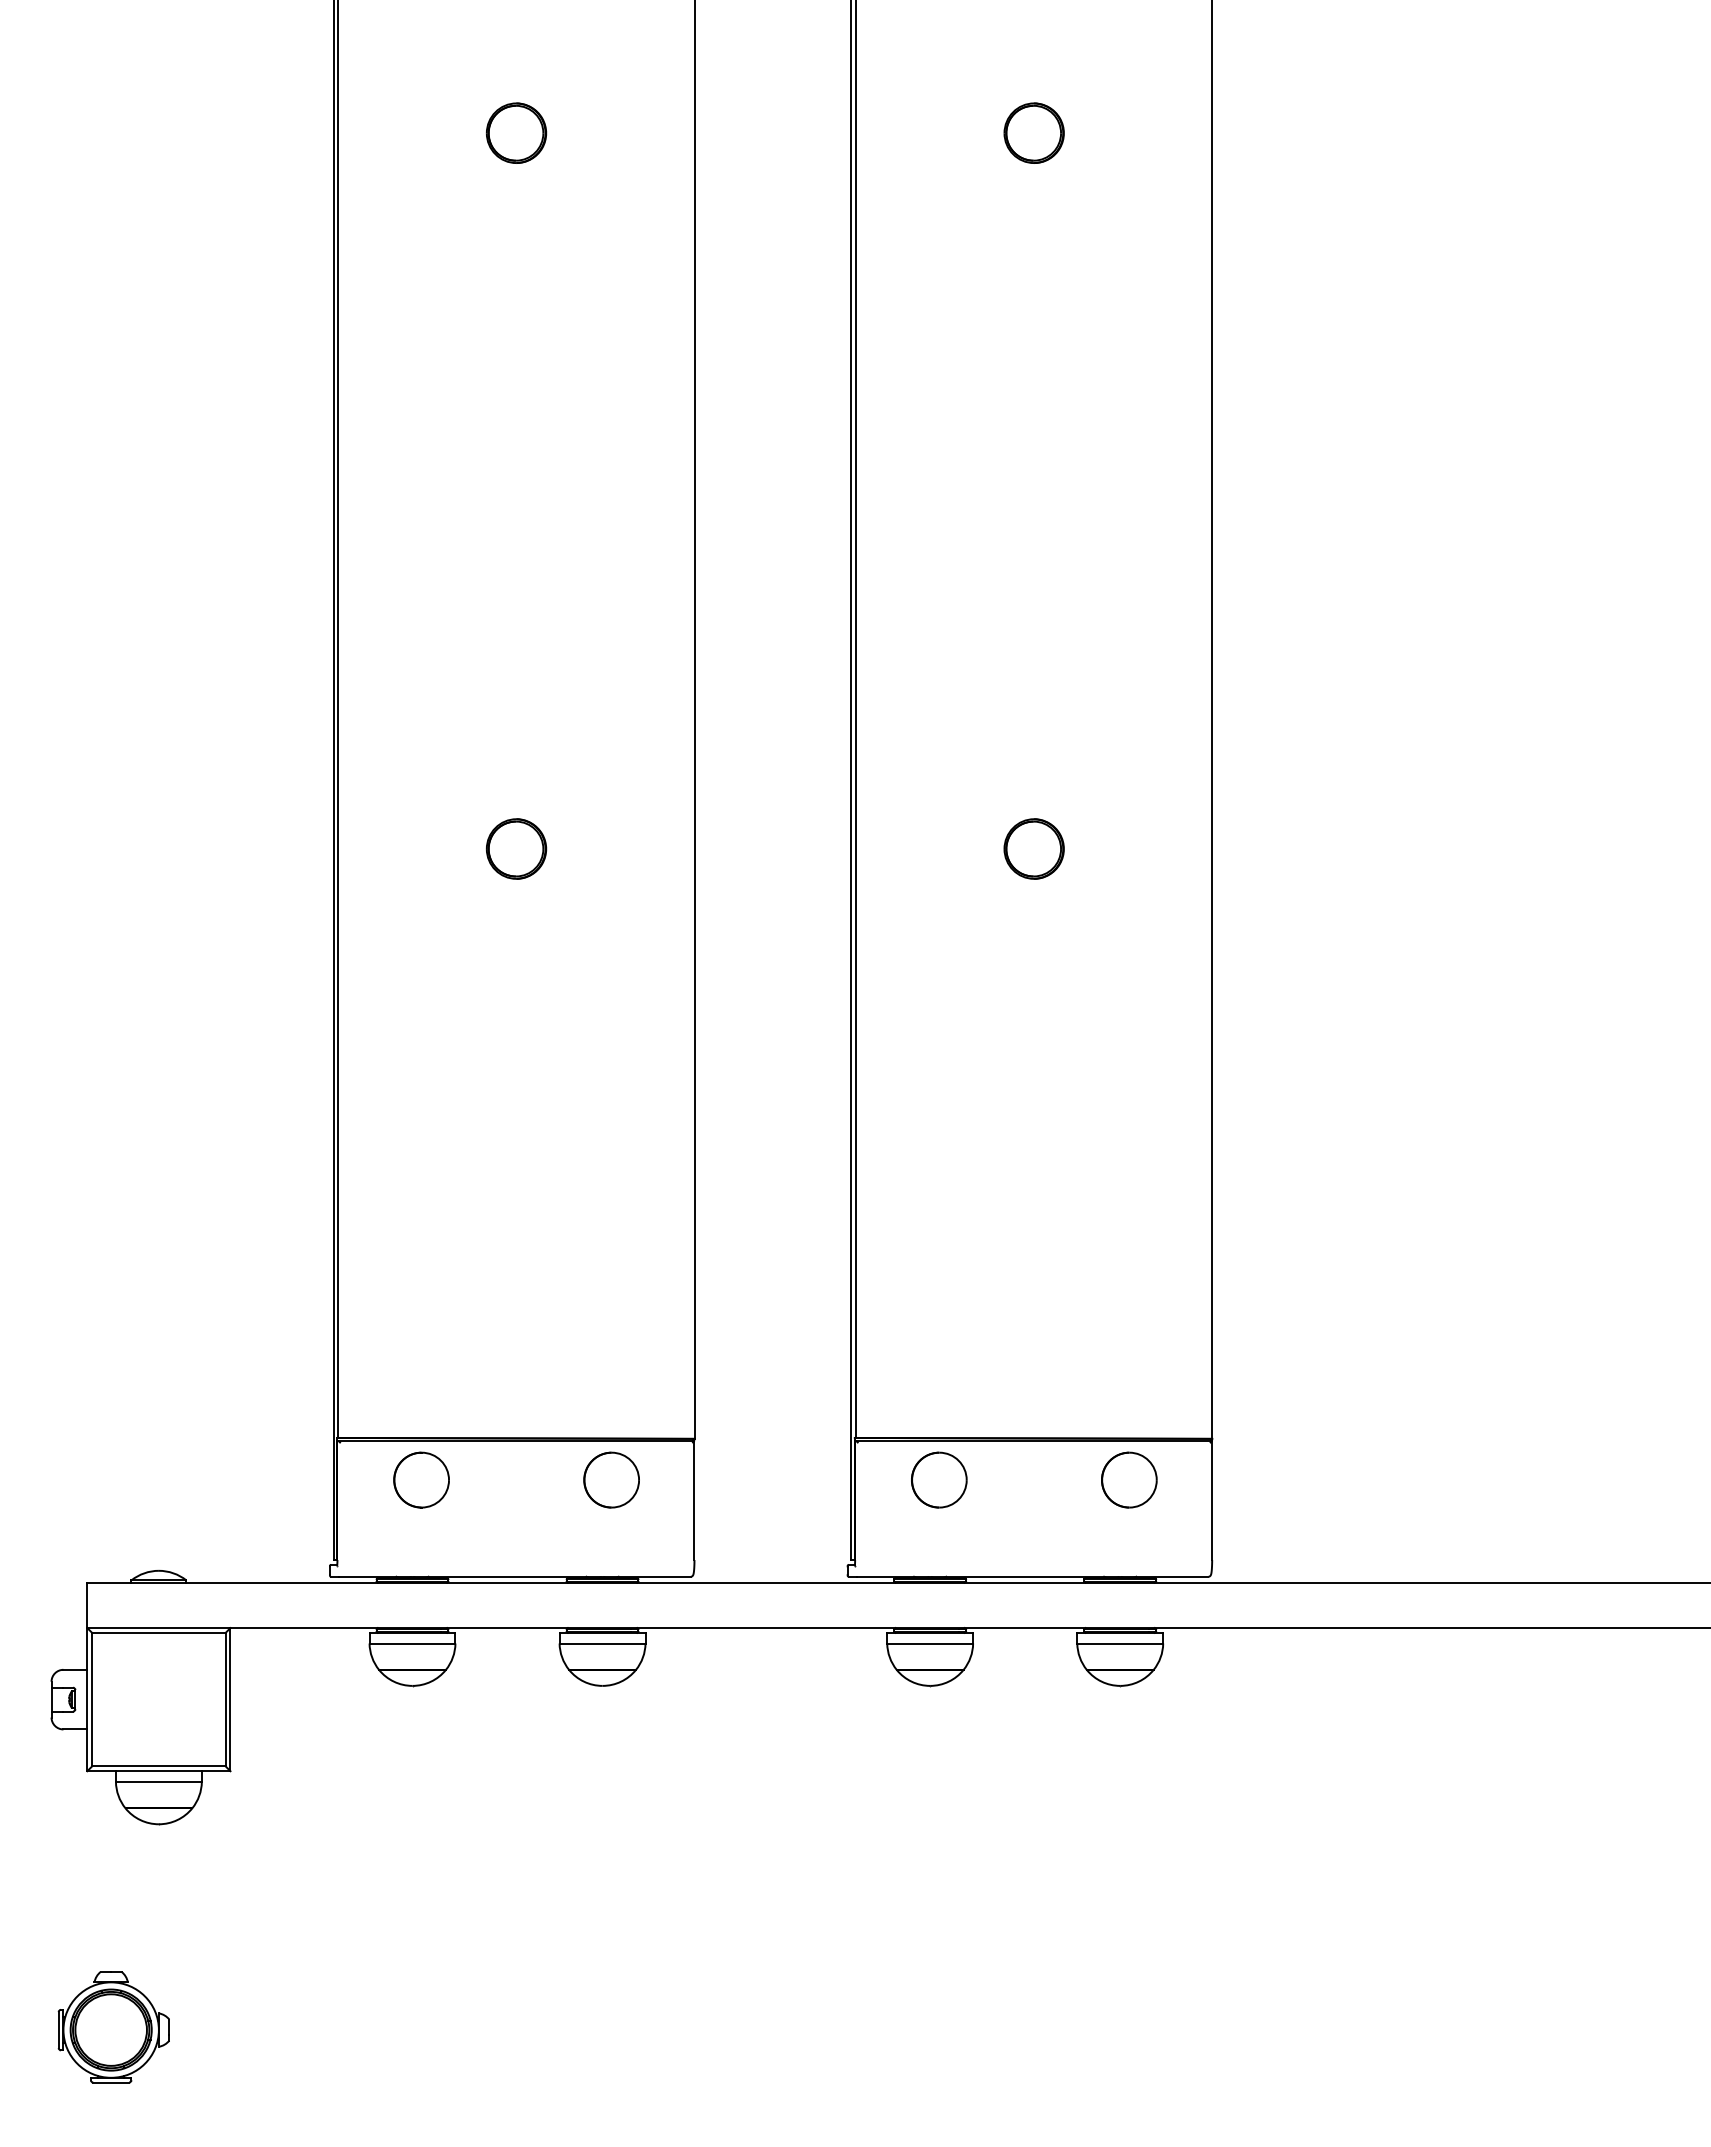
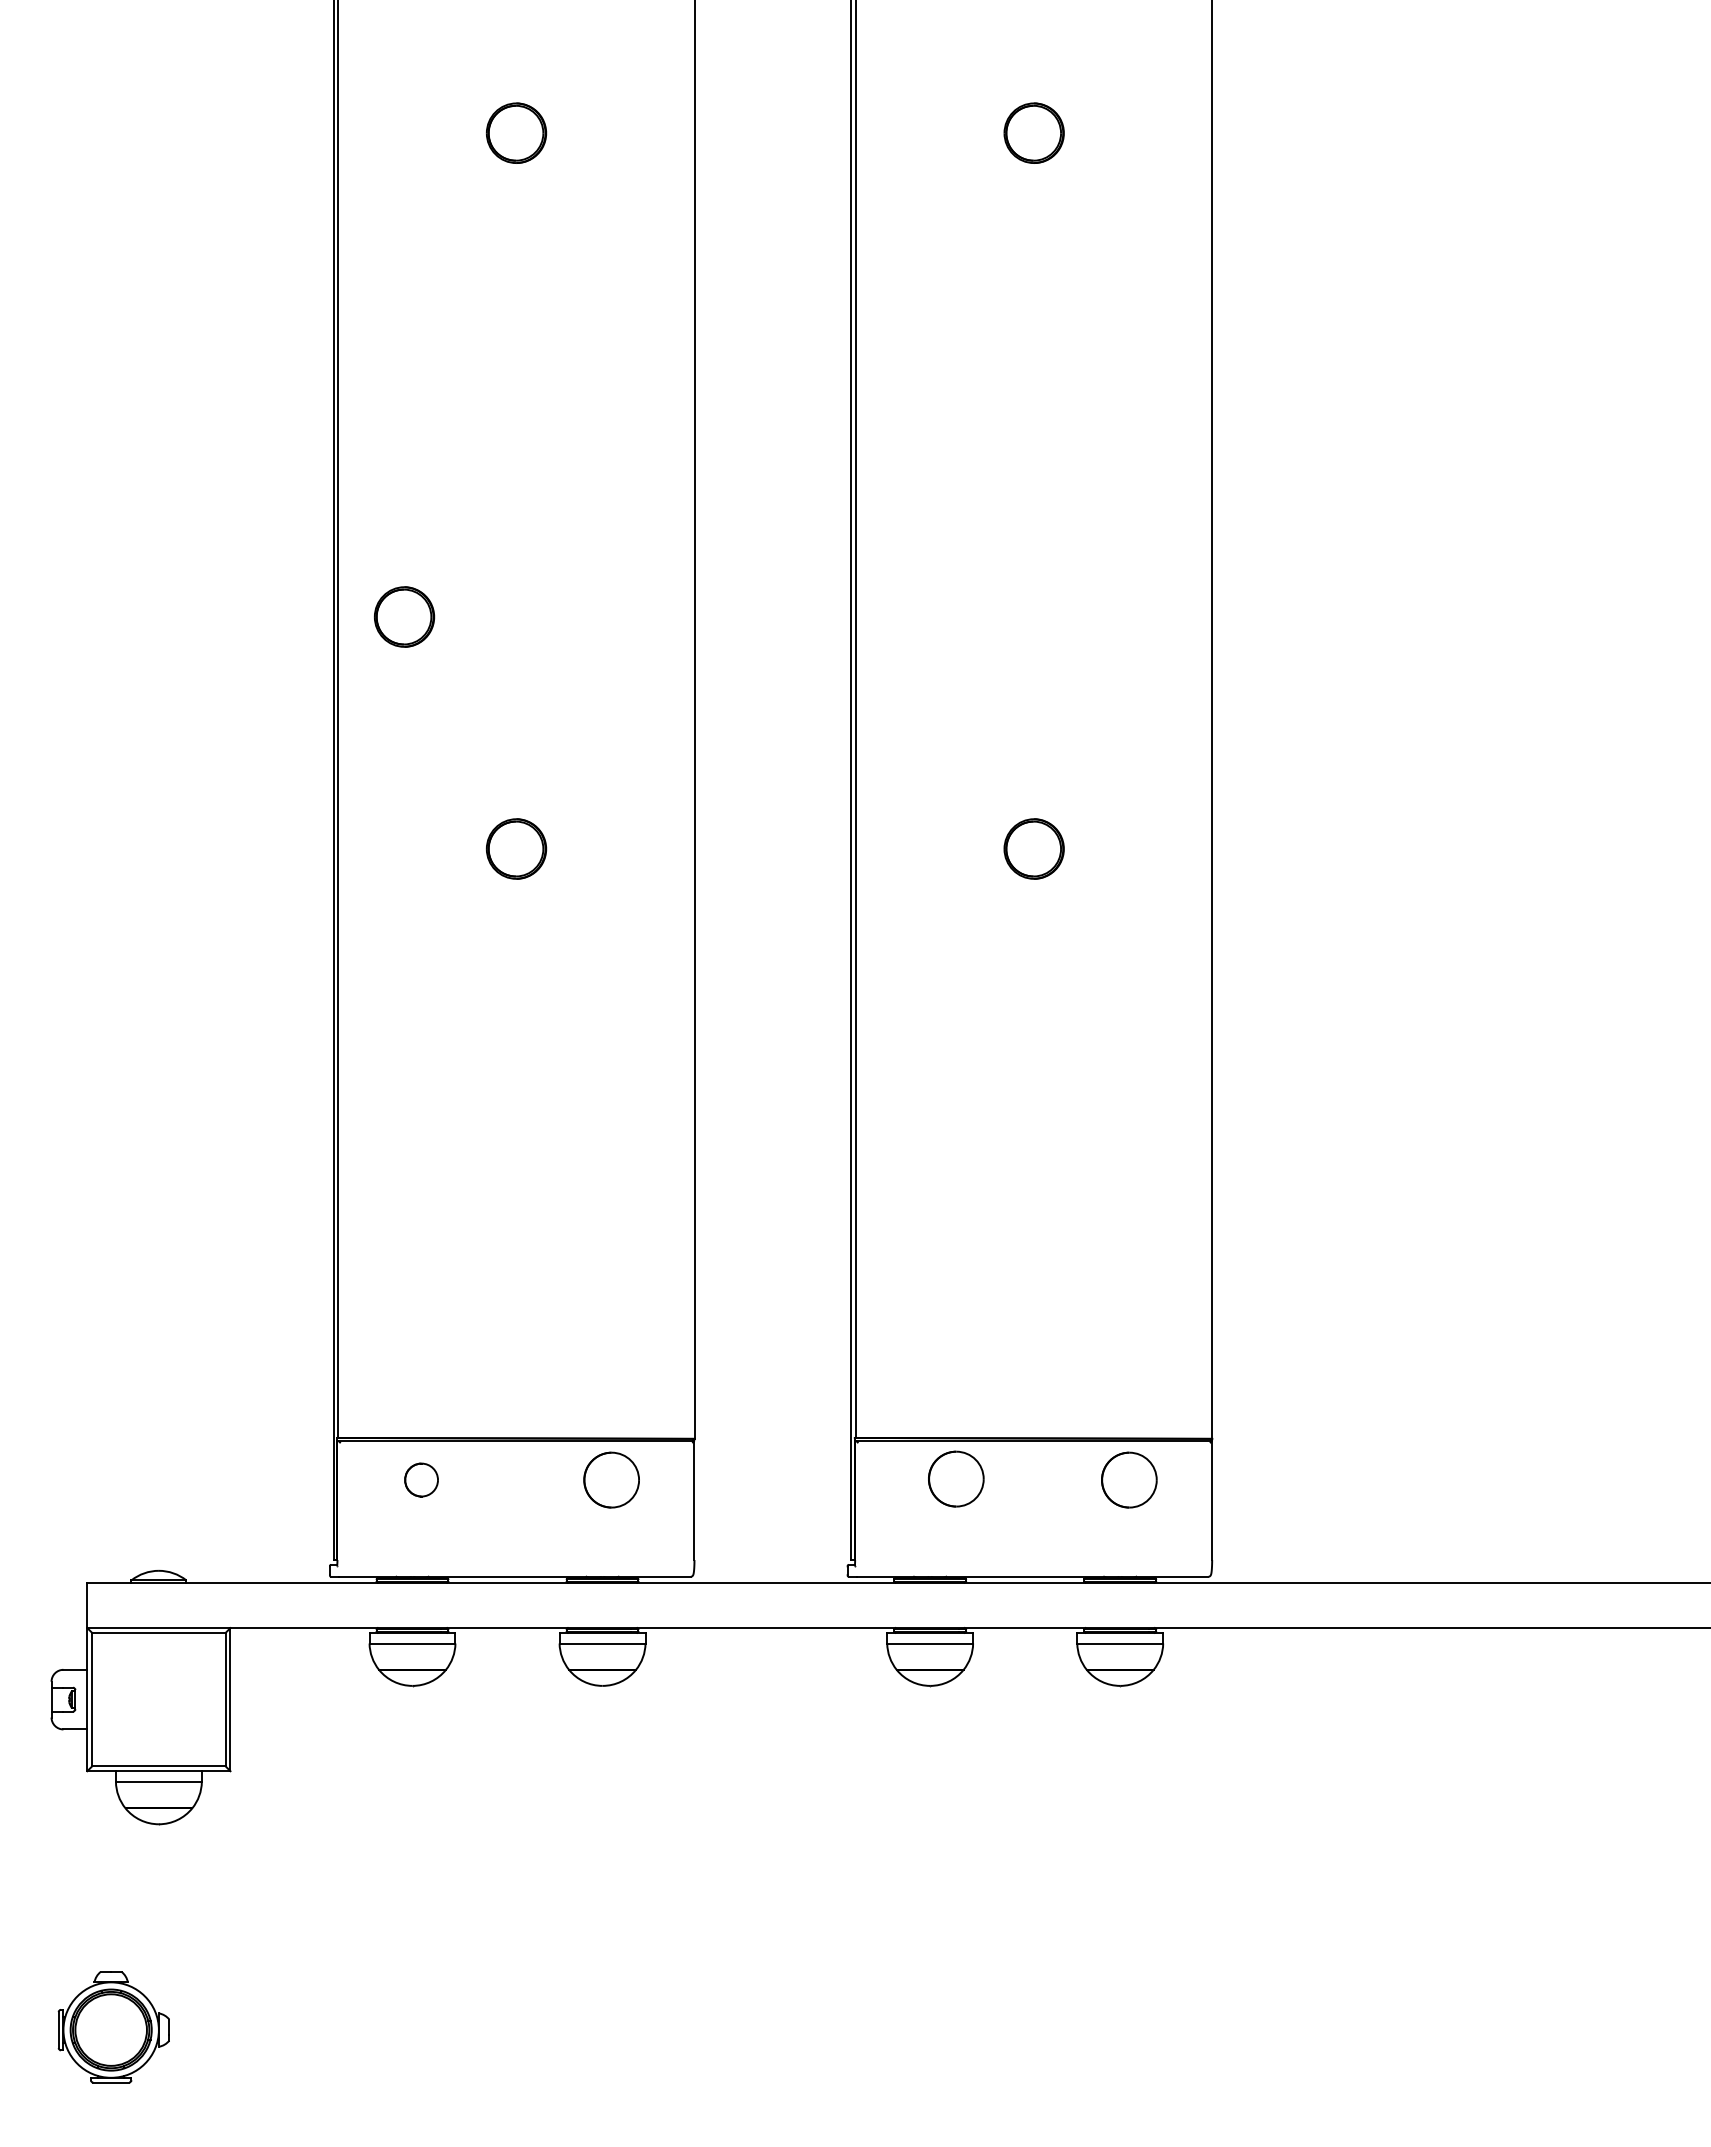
part: none -> present (404, 616)
part size: 57x58 px -> 35x36 px (421, 1479)
part position: (939, 1479) -> (956, 1478) (956, 1478)
